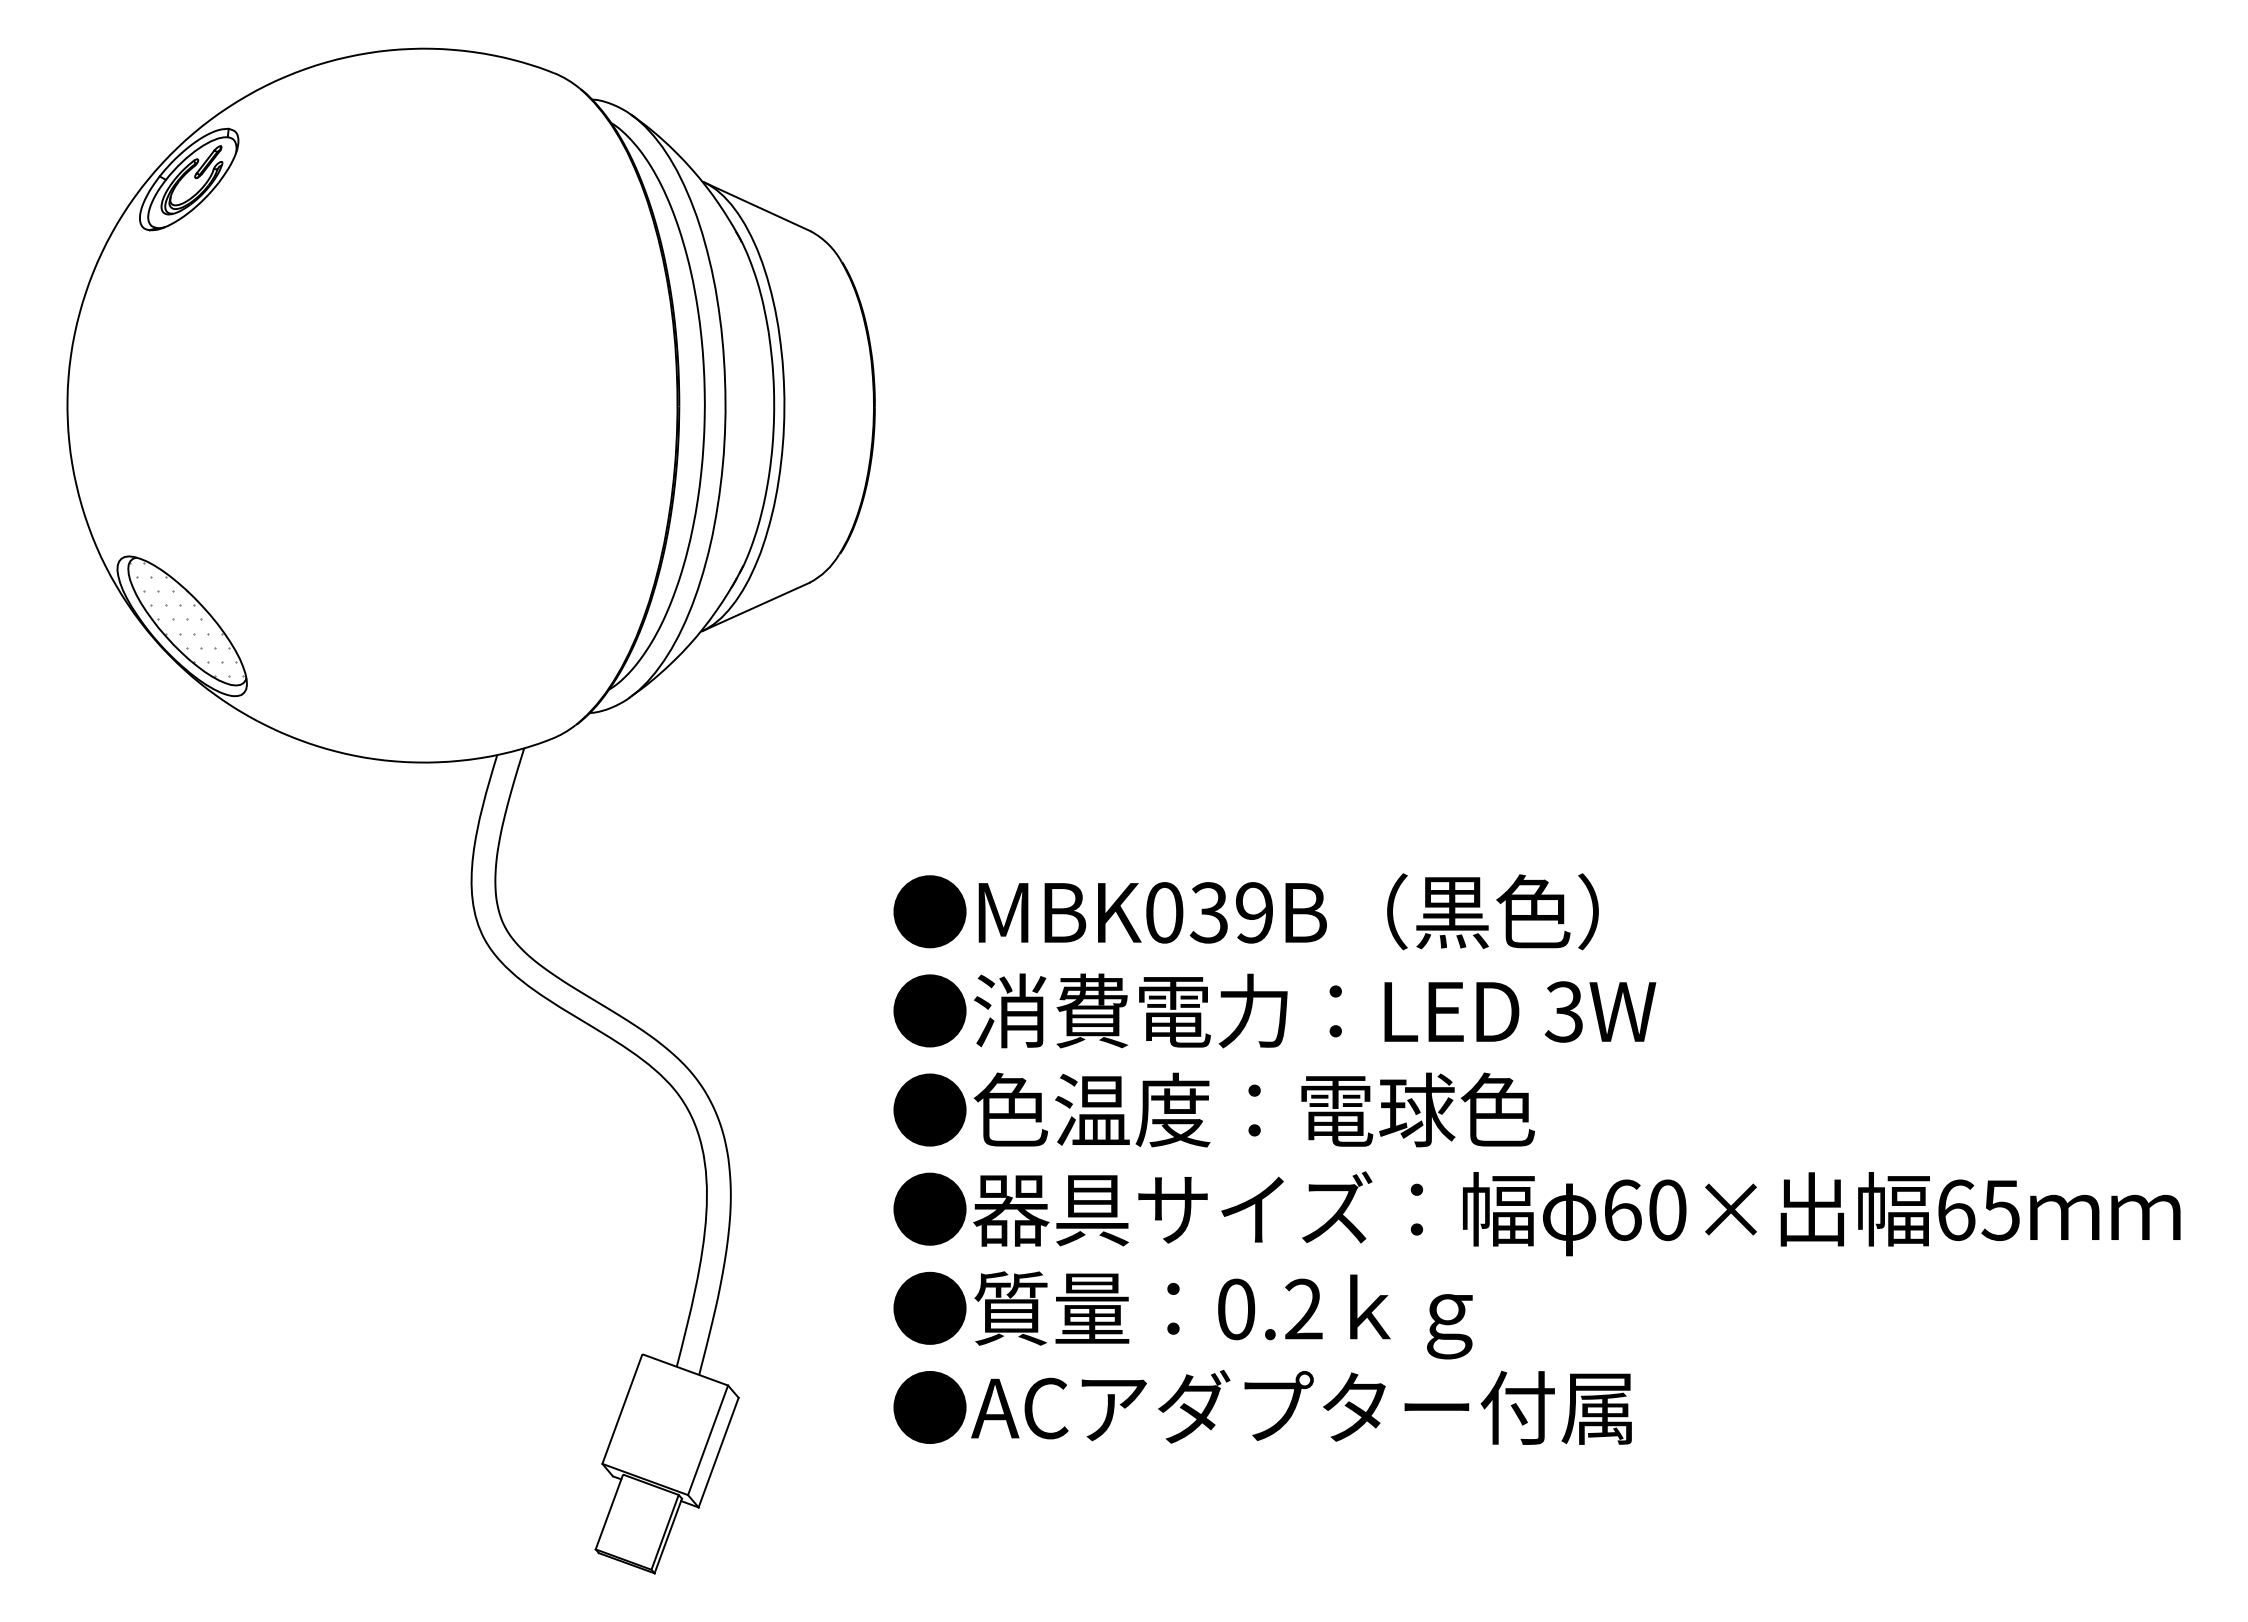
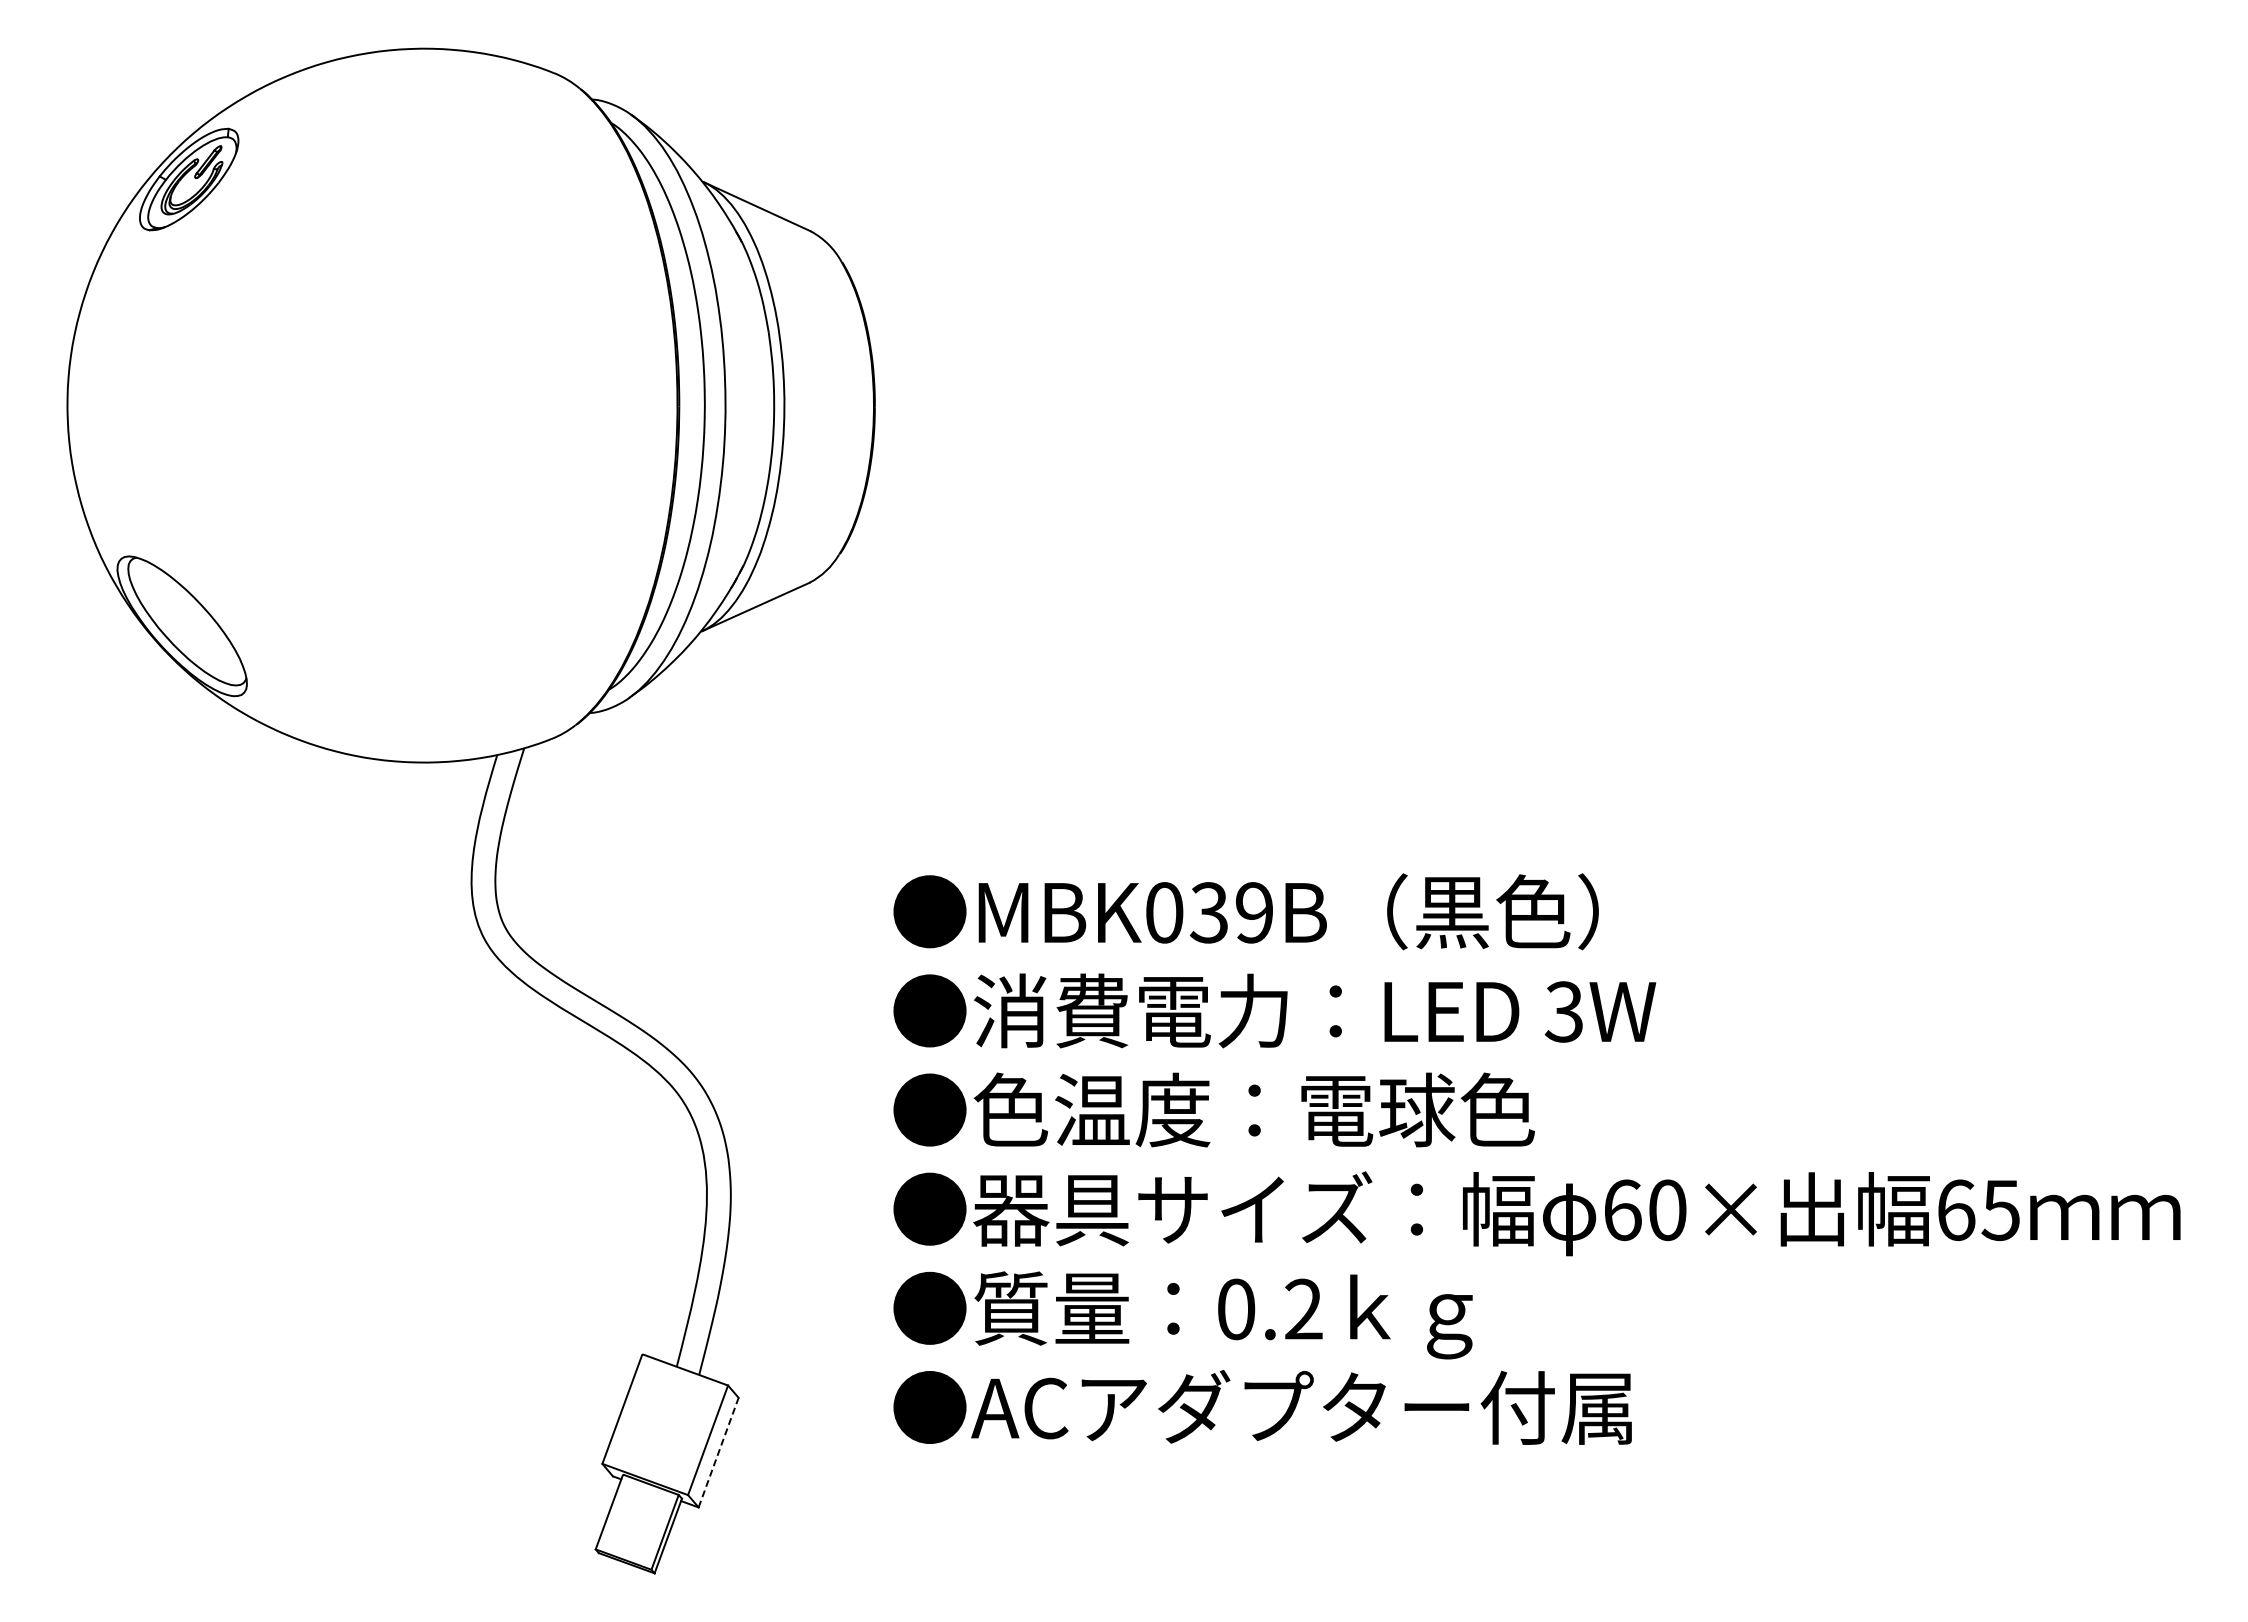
hatch: present -> none (186, 619)
line: solid -> dashed (718, 1452)
